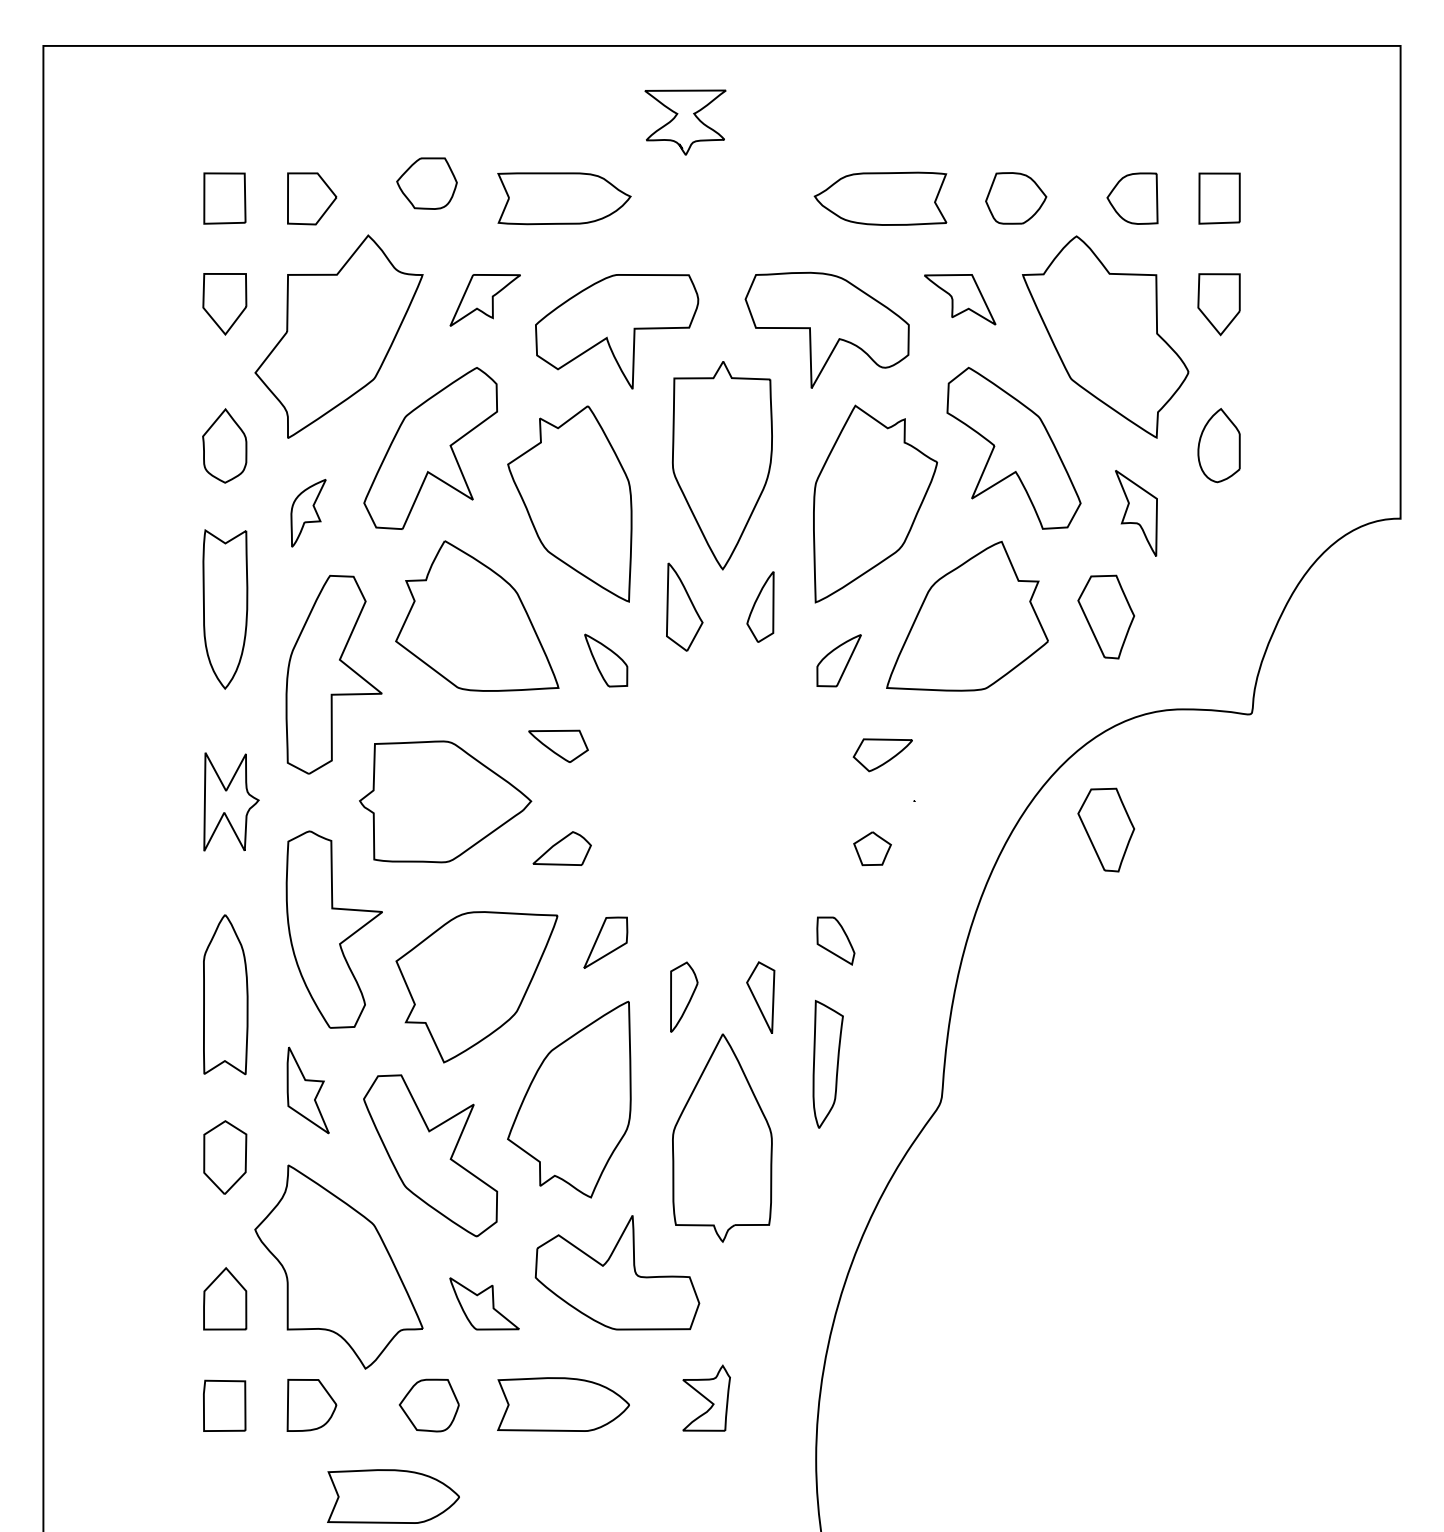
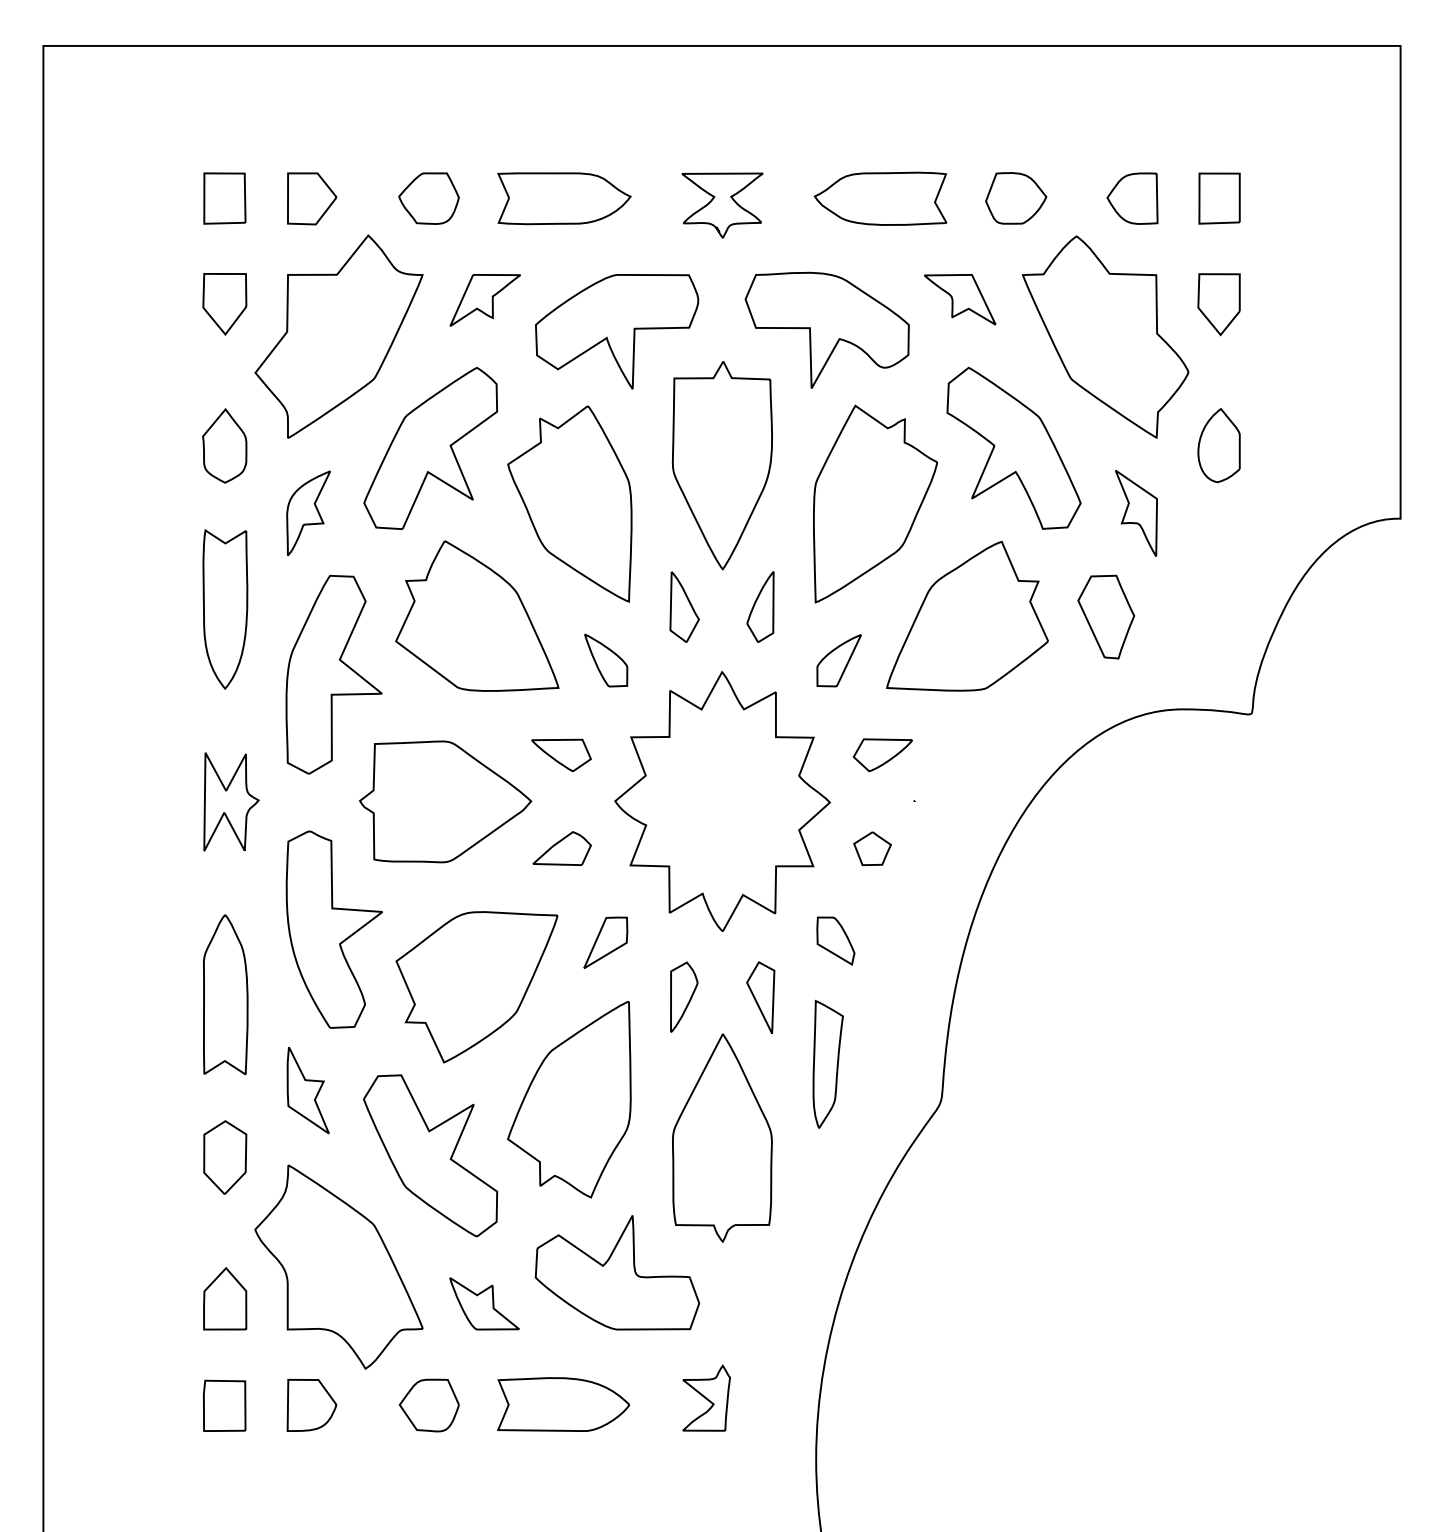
part position: (685, 122) -> (722, 205) (722, 205)
part position: (426, 183) -> (428, 198) (428, 198)
part size: 37x69 px -> 45x86 px (308, 512)
part size: 38x90 px -> 31x72 px (684, 606)
part position: (558, 745) -> (561, 754) (561, 754)
part: none -> present (722, 800)
part: present -> none (1106, 829)
part: present -> none (393, 1496)
